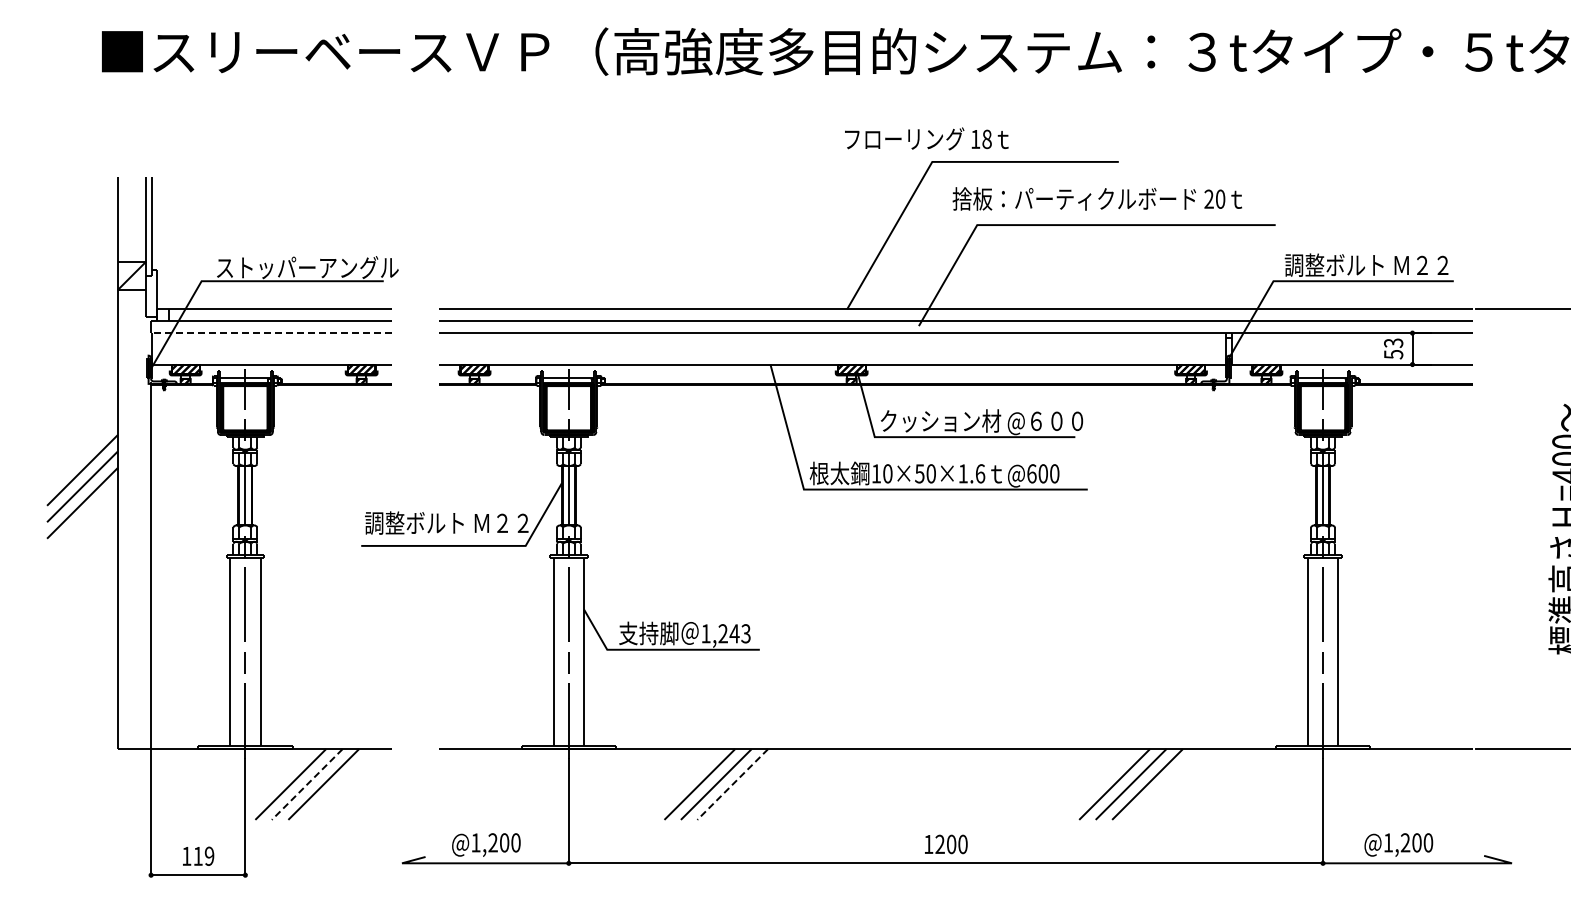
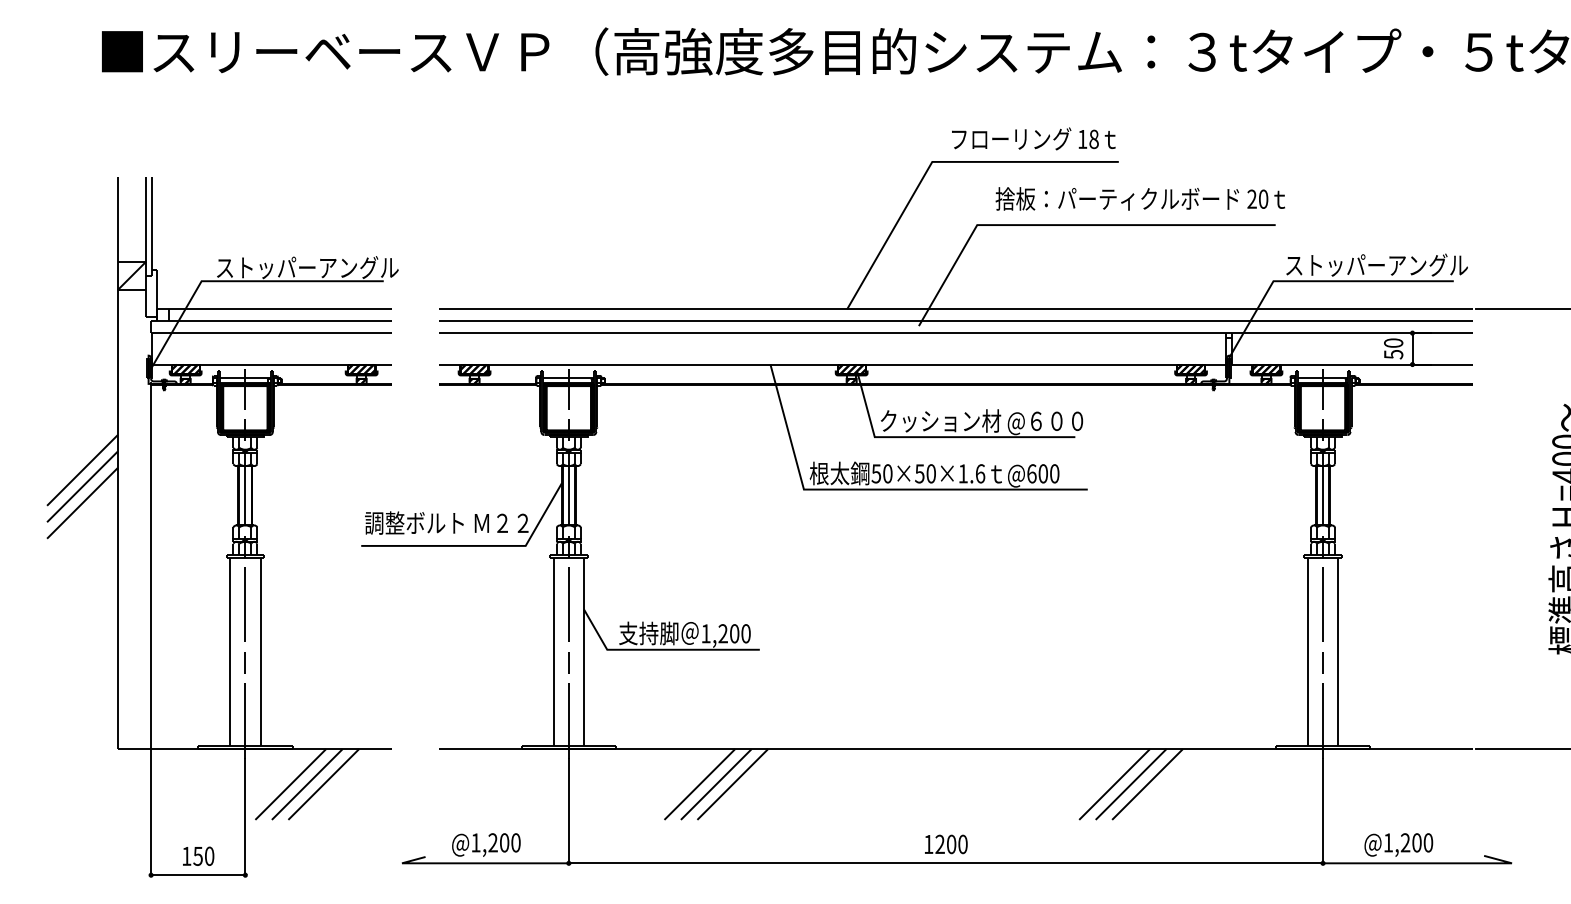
text position: (926, 138) -> (1033, 138) (1033, 138)
text position: (1097, 198) -> (1140, 198) (1140, 198)
text: 調整ボルト Ｍ２２ -> ストッパーアングル (1375, 264)
line: dashed -> solid (271, 333)
text: 53 -> 50 (1393, 342)
text: 10×50×1.6 -> 50×50×1.6 (876, 473)
text: 1,243 -> 1,200 (739, 633)
line: dashed -> solid (307, 784)
line: dashed -> solid (732, 784)
text: 119 -> 150 (203, 855)
